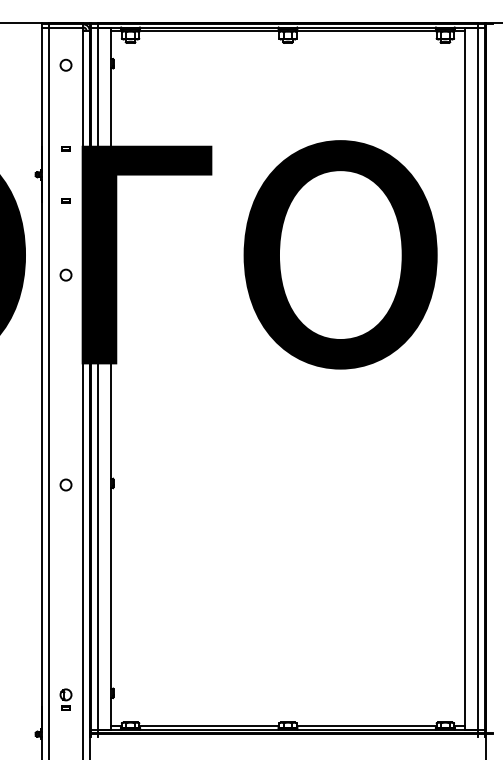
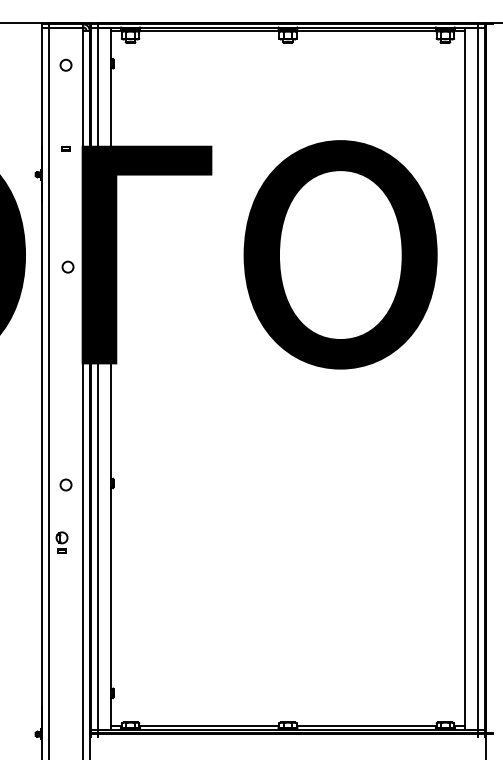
part: present -> none (65, 200)
circle position: (65, 274) -> (67, 266) (67, 266)
part position: (65, 699) -> (61, 542) (61, 542)
